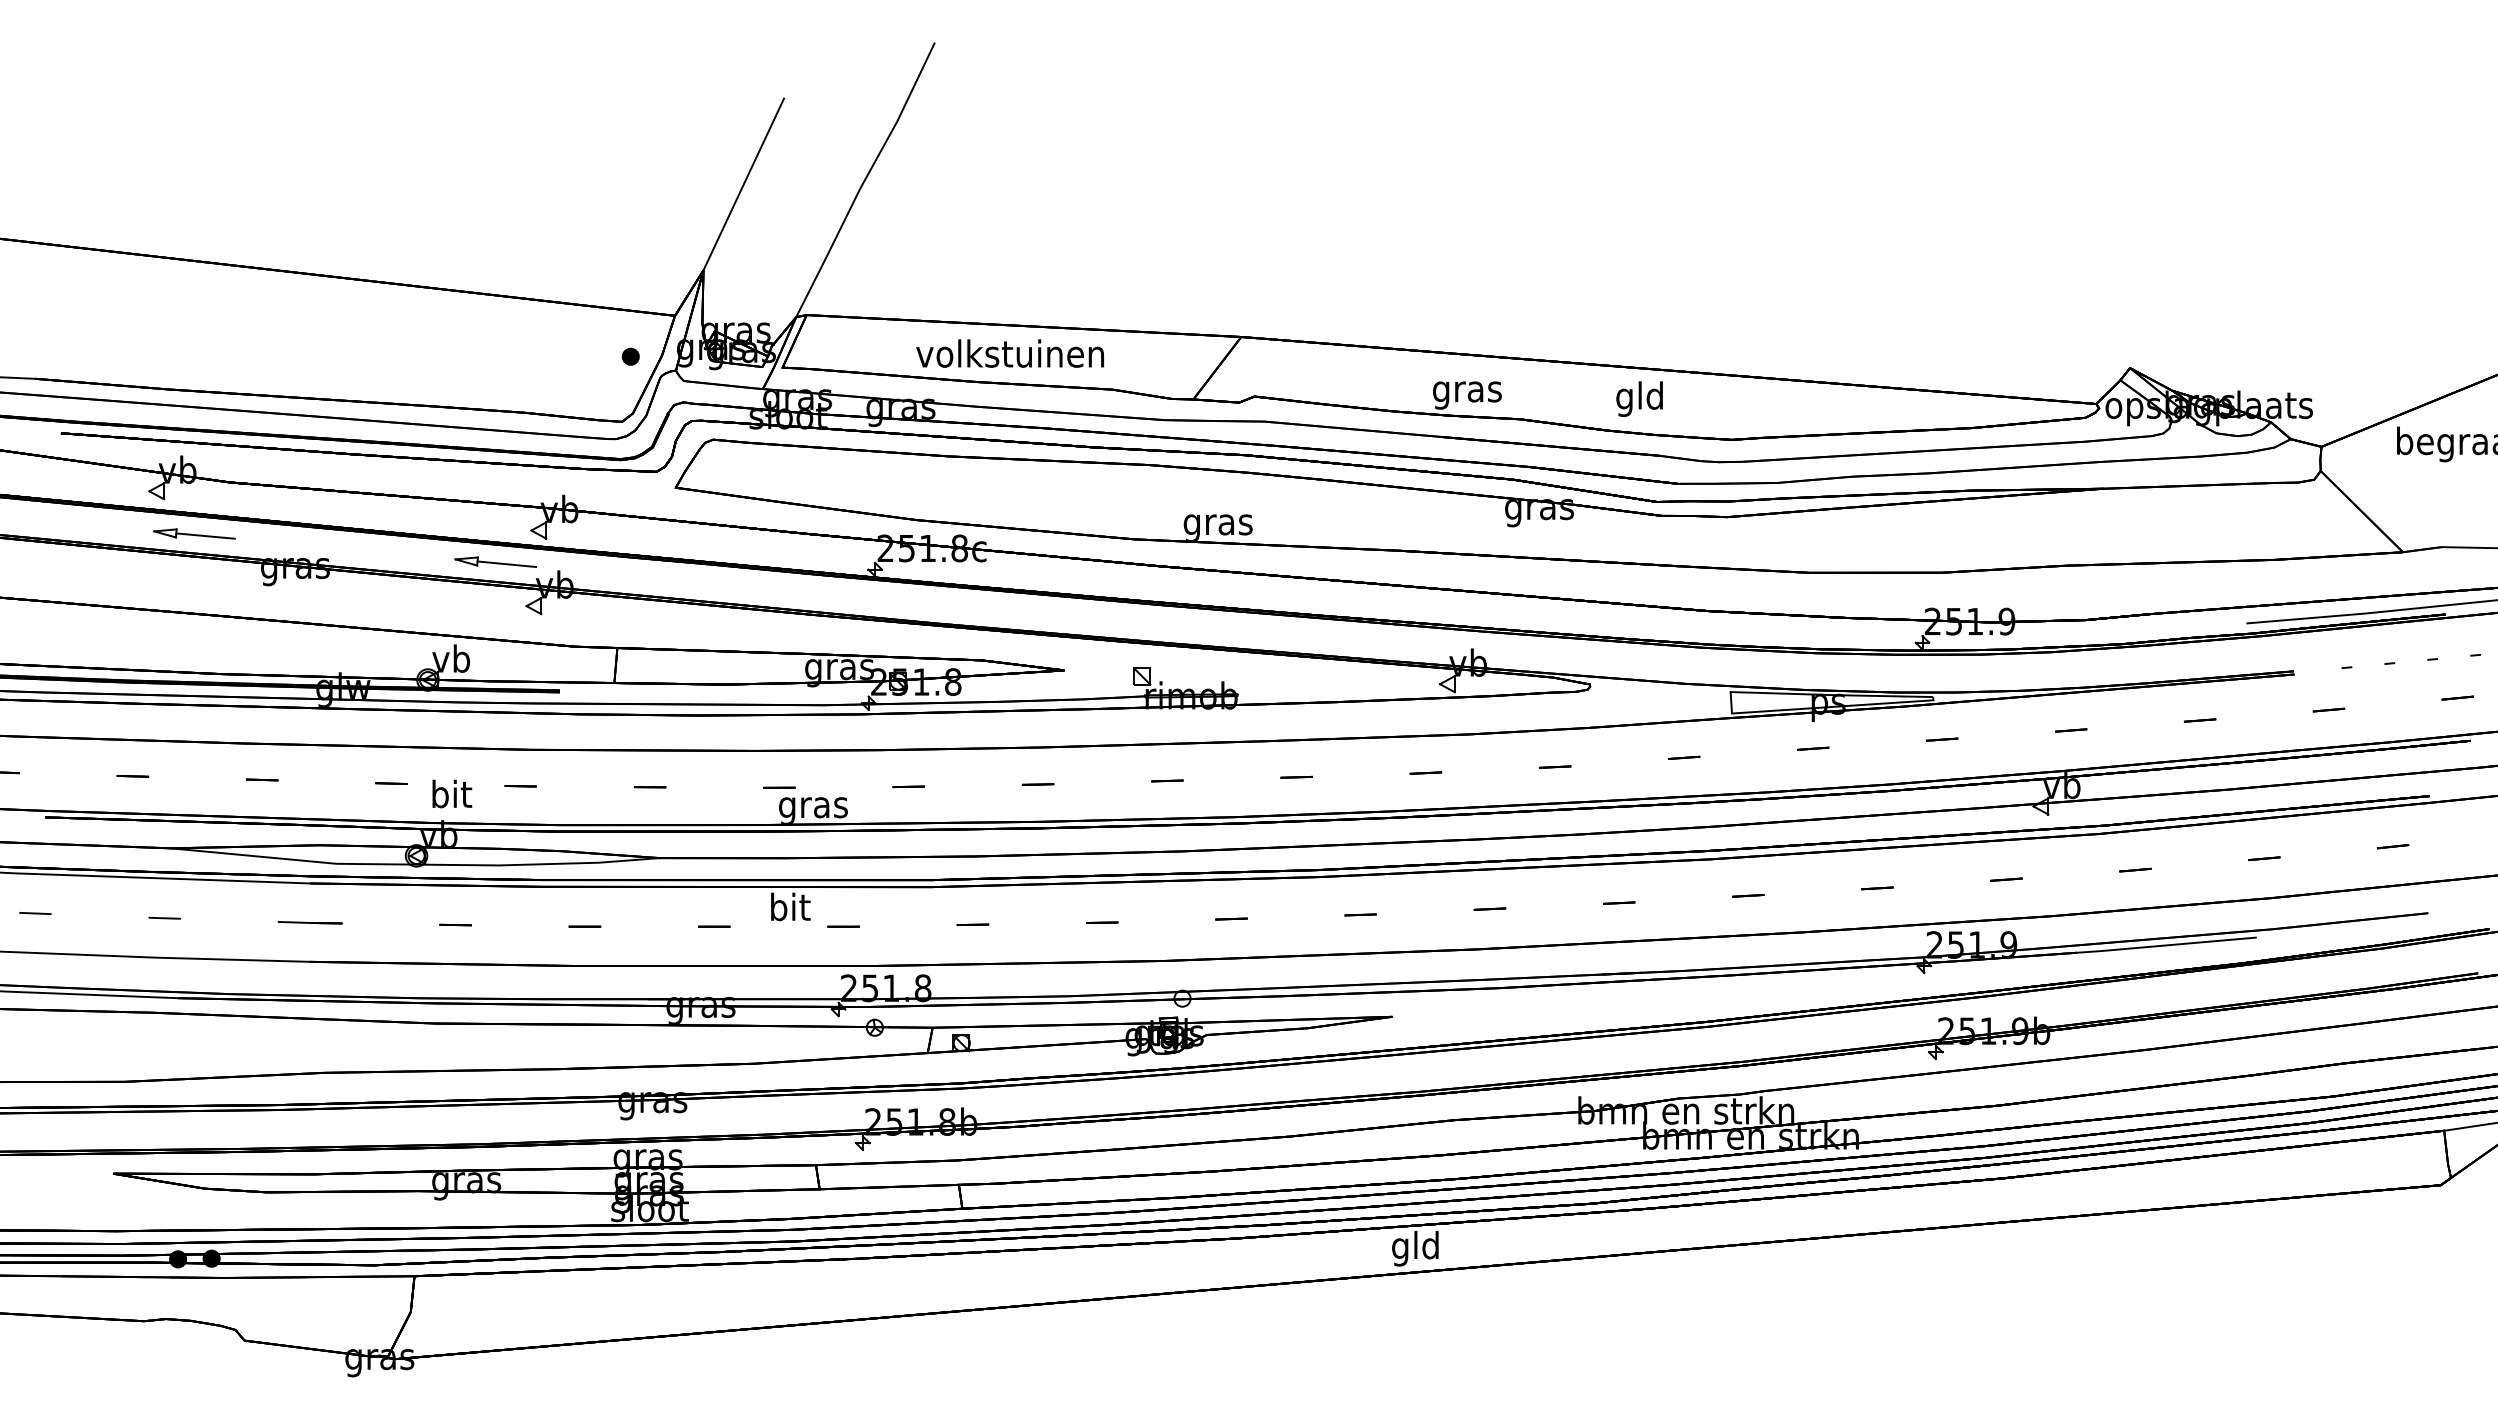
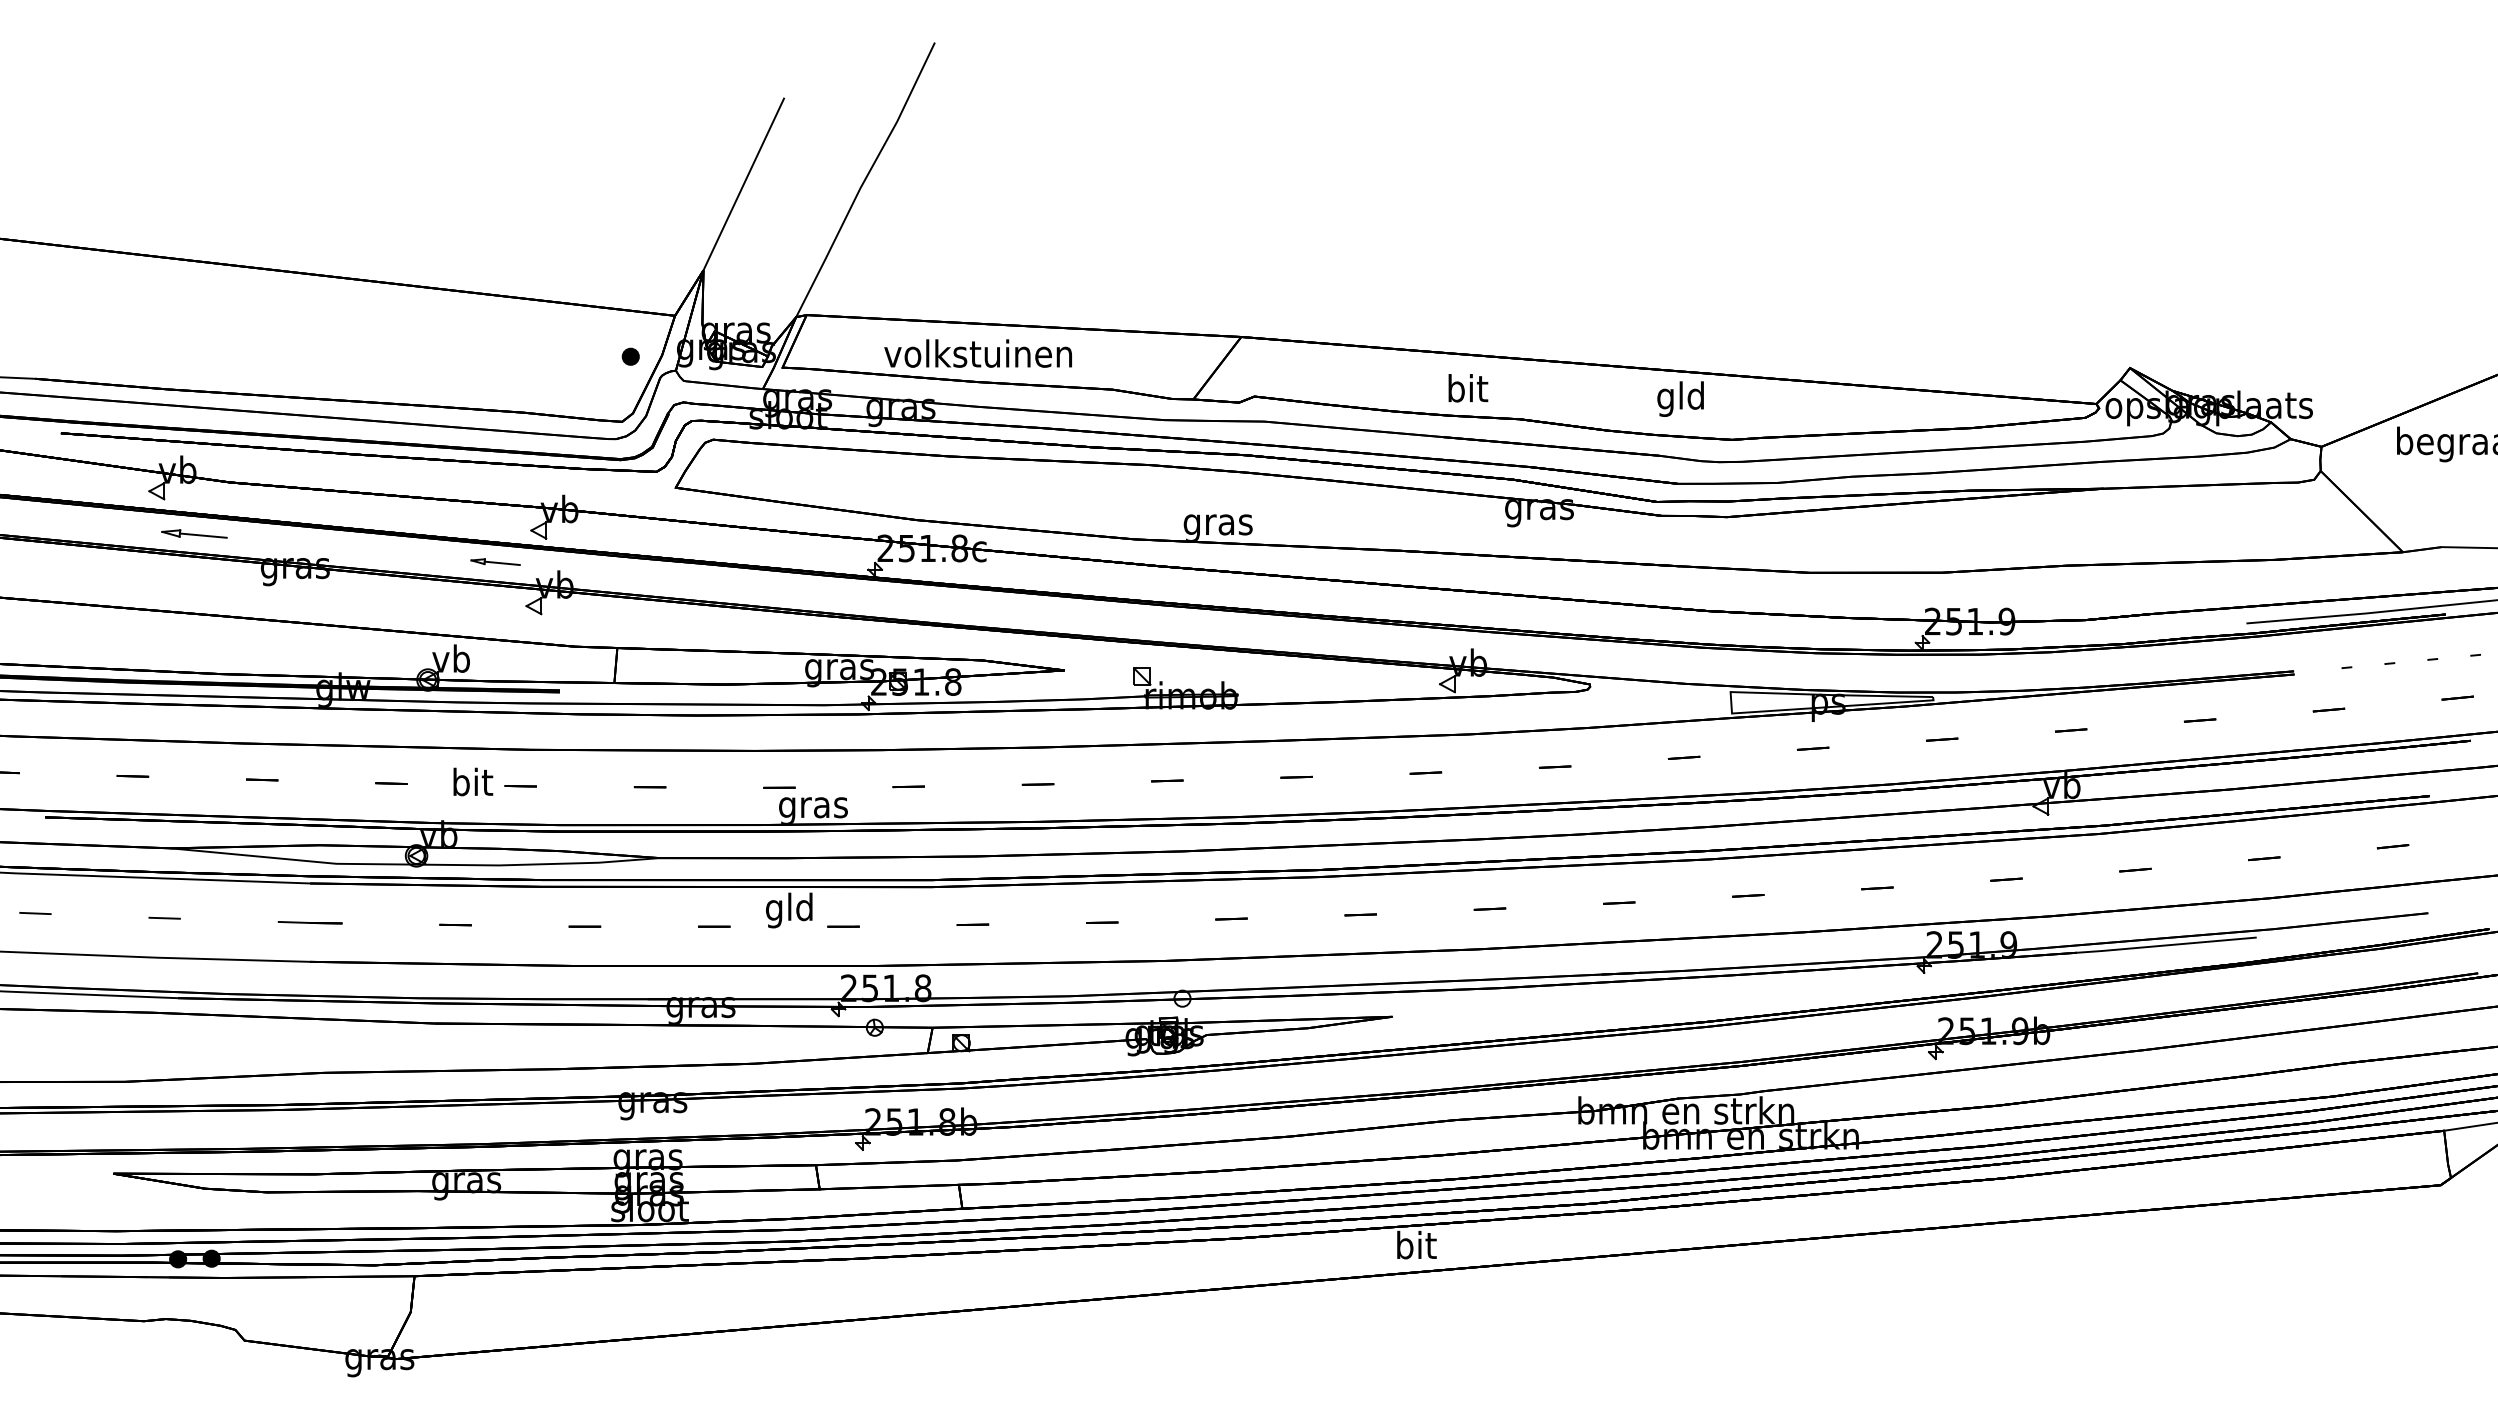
text position: (1009, 353) -> (977, 353) (977, 353)
text: gras -> bit (1467, 391)
text position: (1639, 398) -> (1680, 398) (1680, 398)
part size: 83x12 px -> 67x10 px (194, 533)
part size: 83x12 px -> 51x8 px (495, 561)
text position: (452, 793) -> (473, 781) (473, 781)
text: bit -> gld (789, 910)
text: gld -> bit (1415, 1248)
